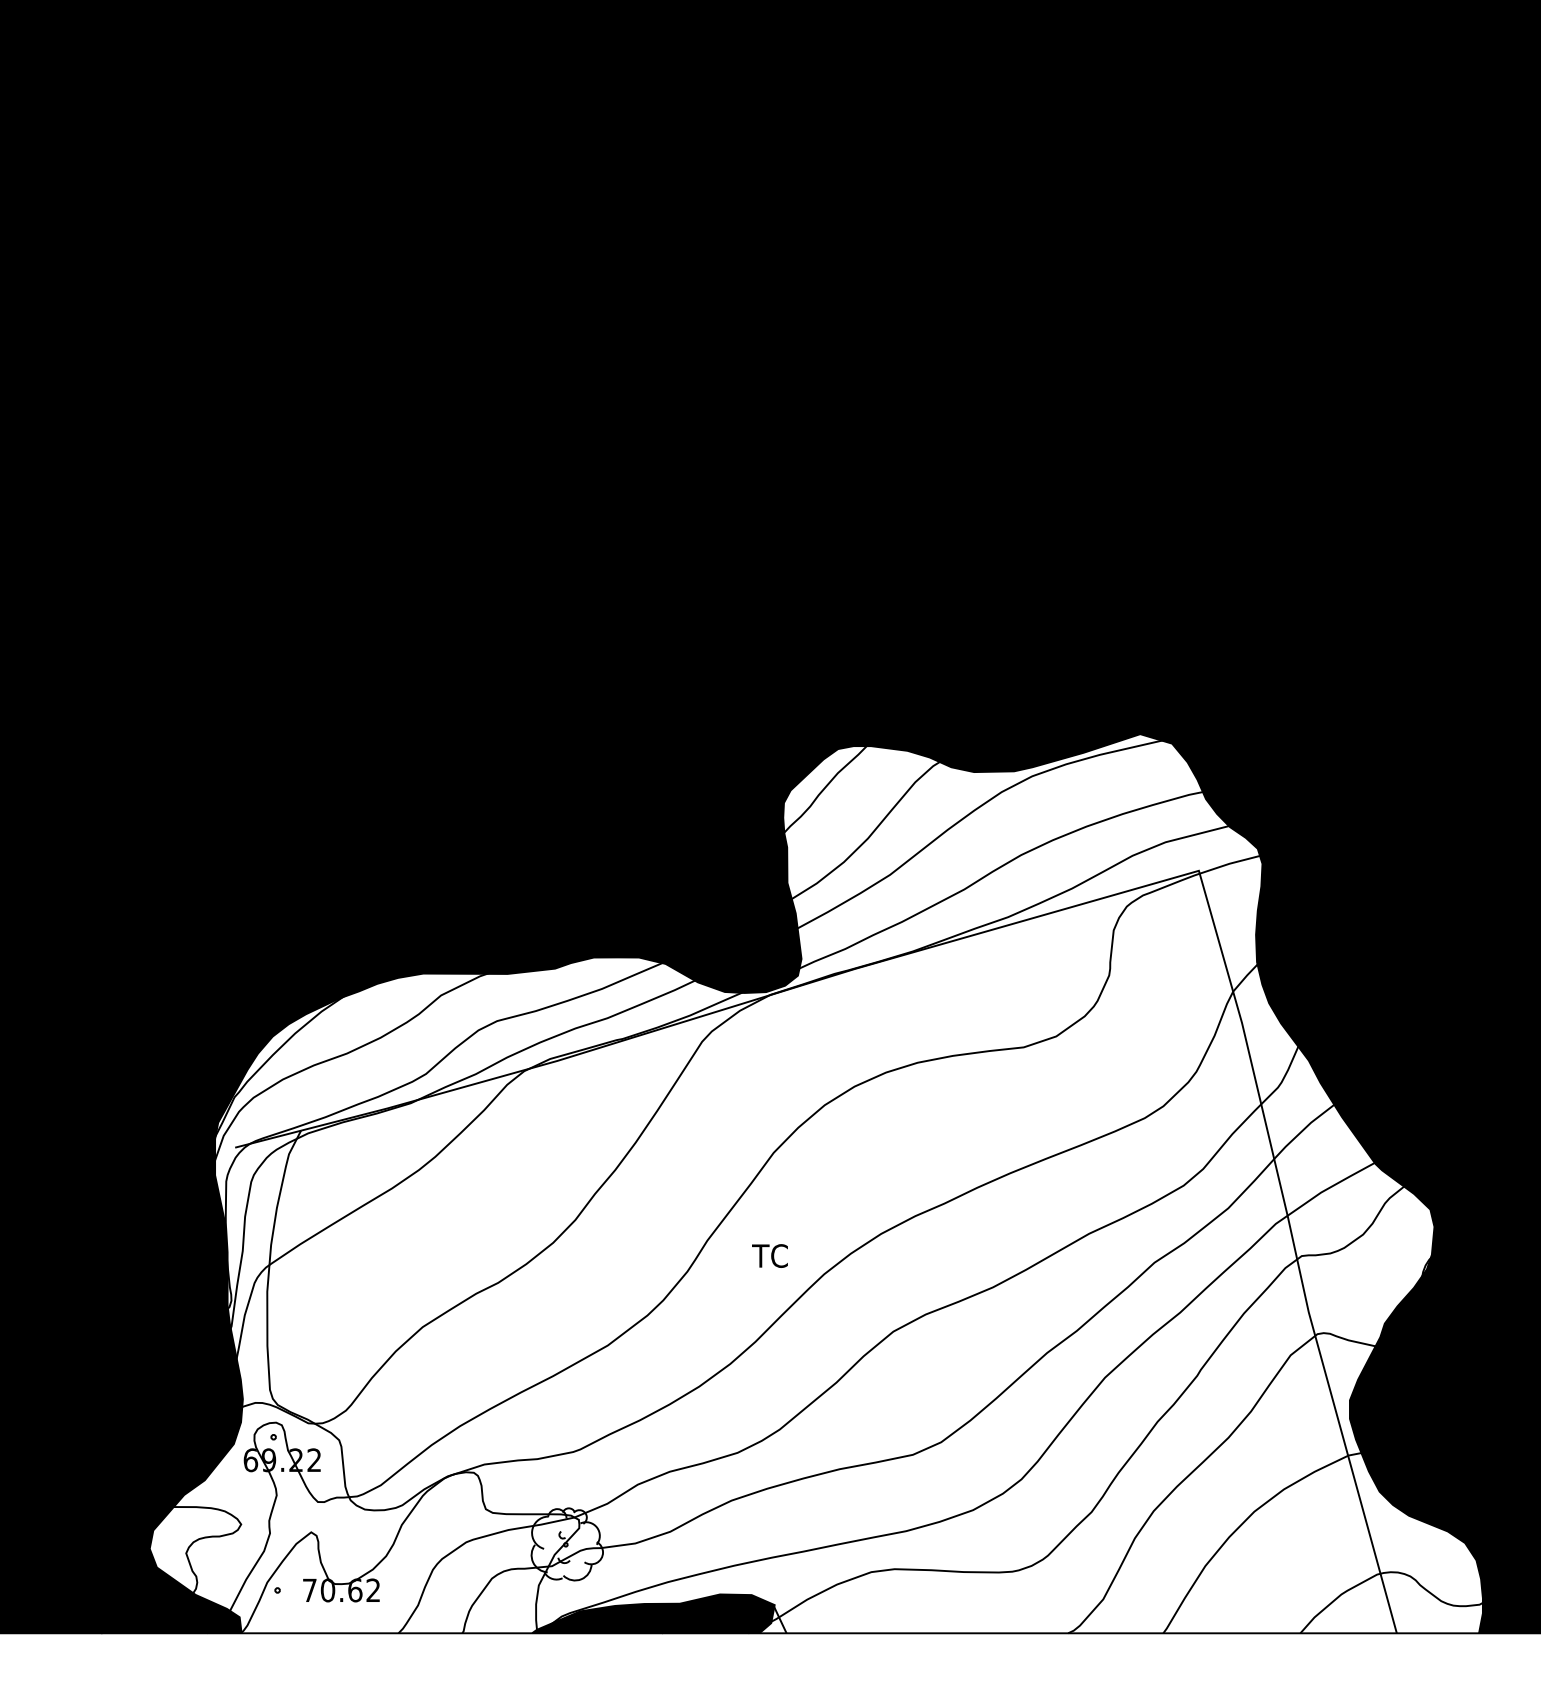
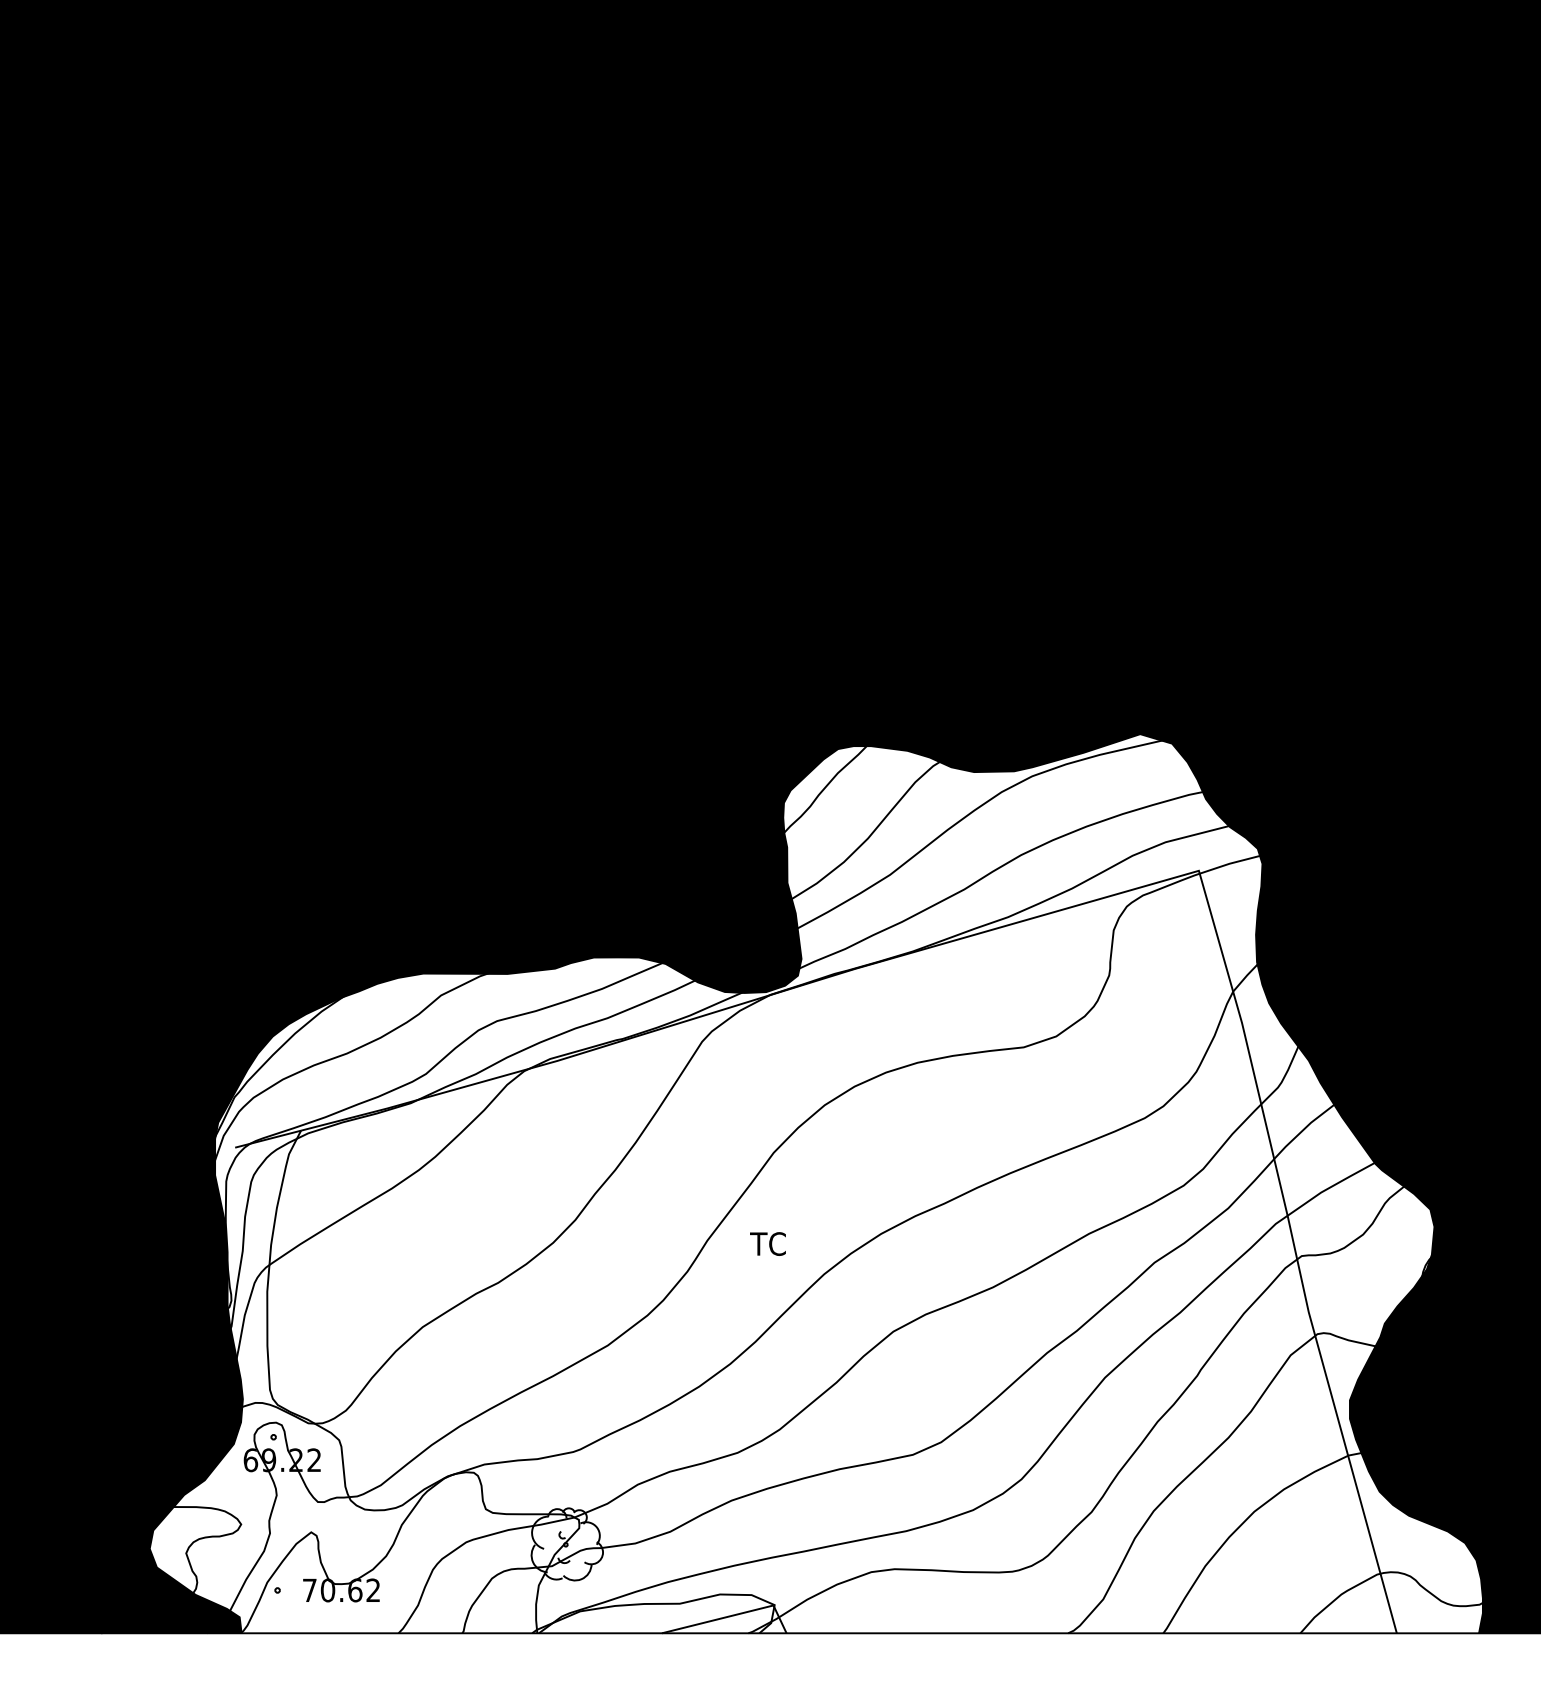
text position: (769, 1255) -> (767, 1243) (767, 1243)
fill: present -> none (653, 1613)
